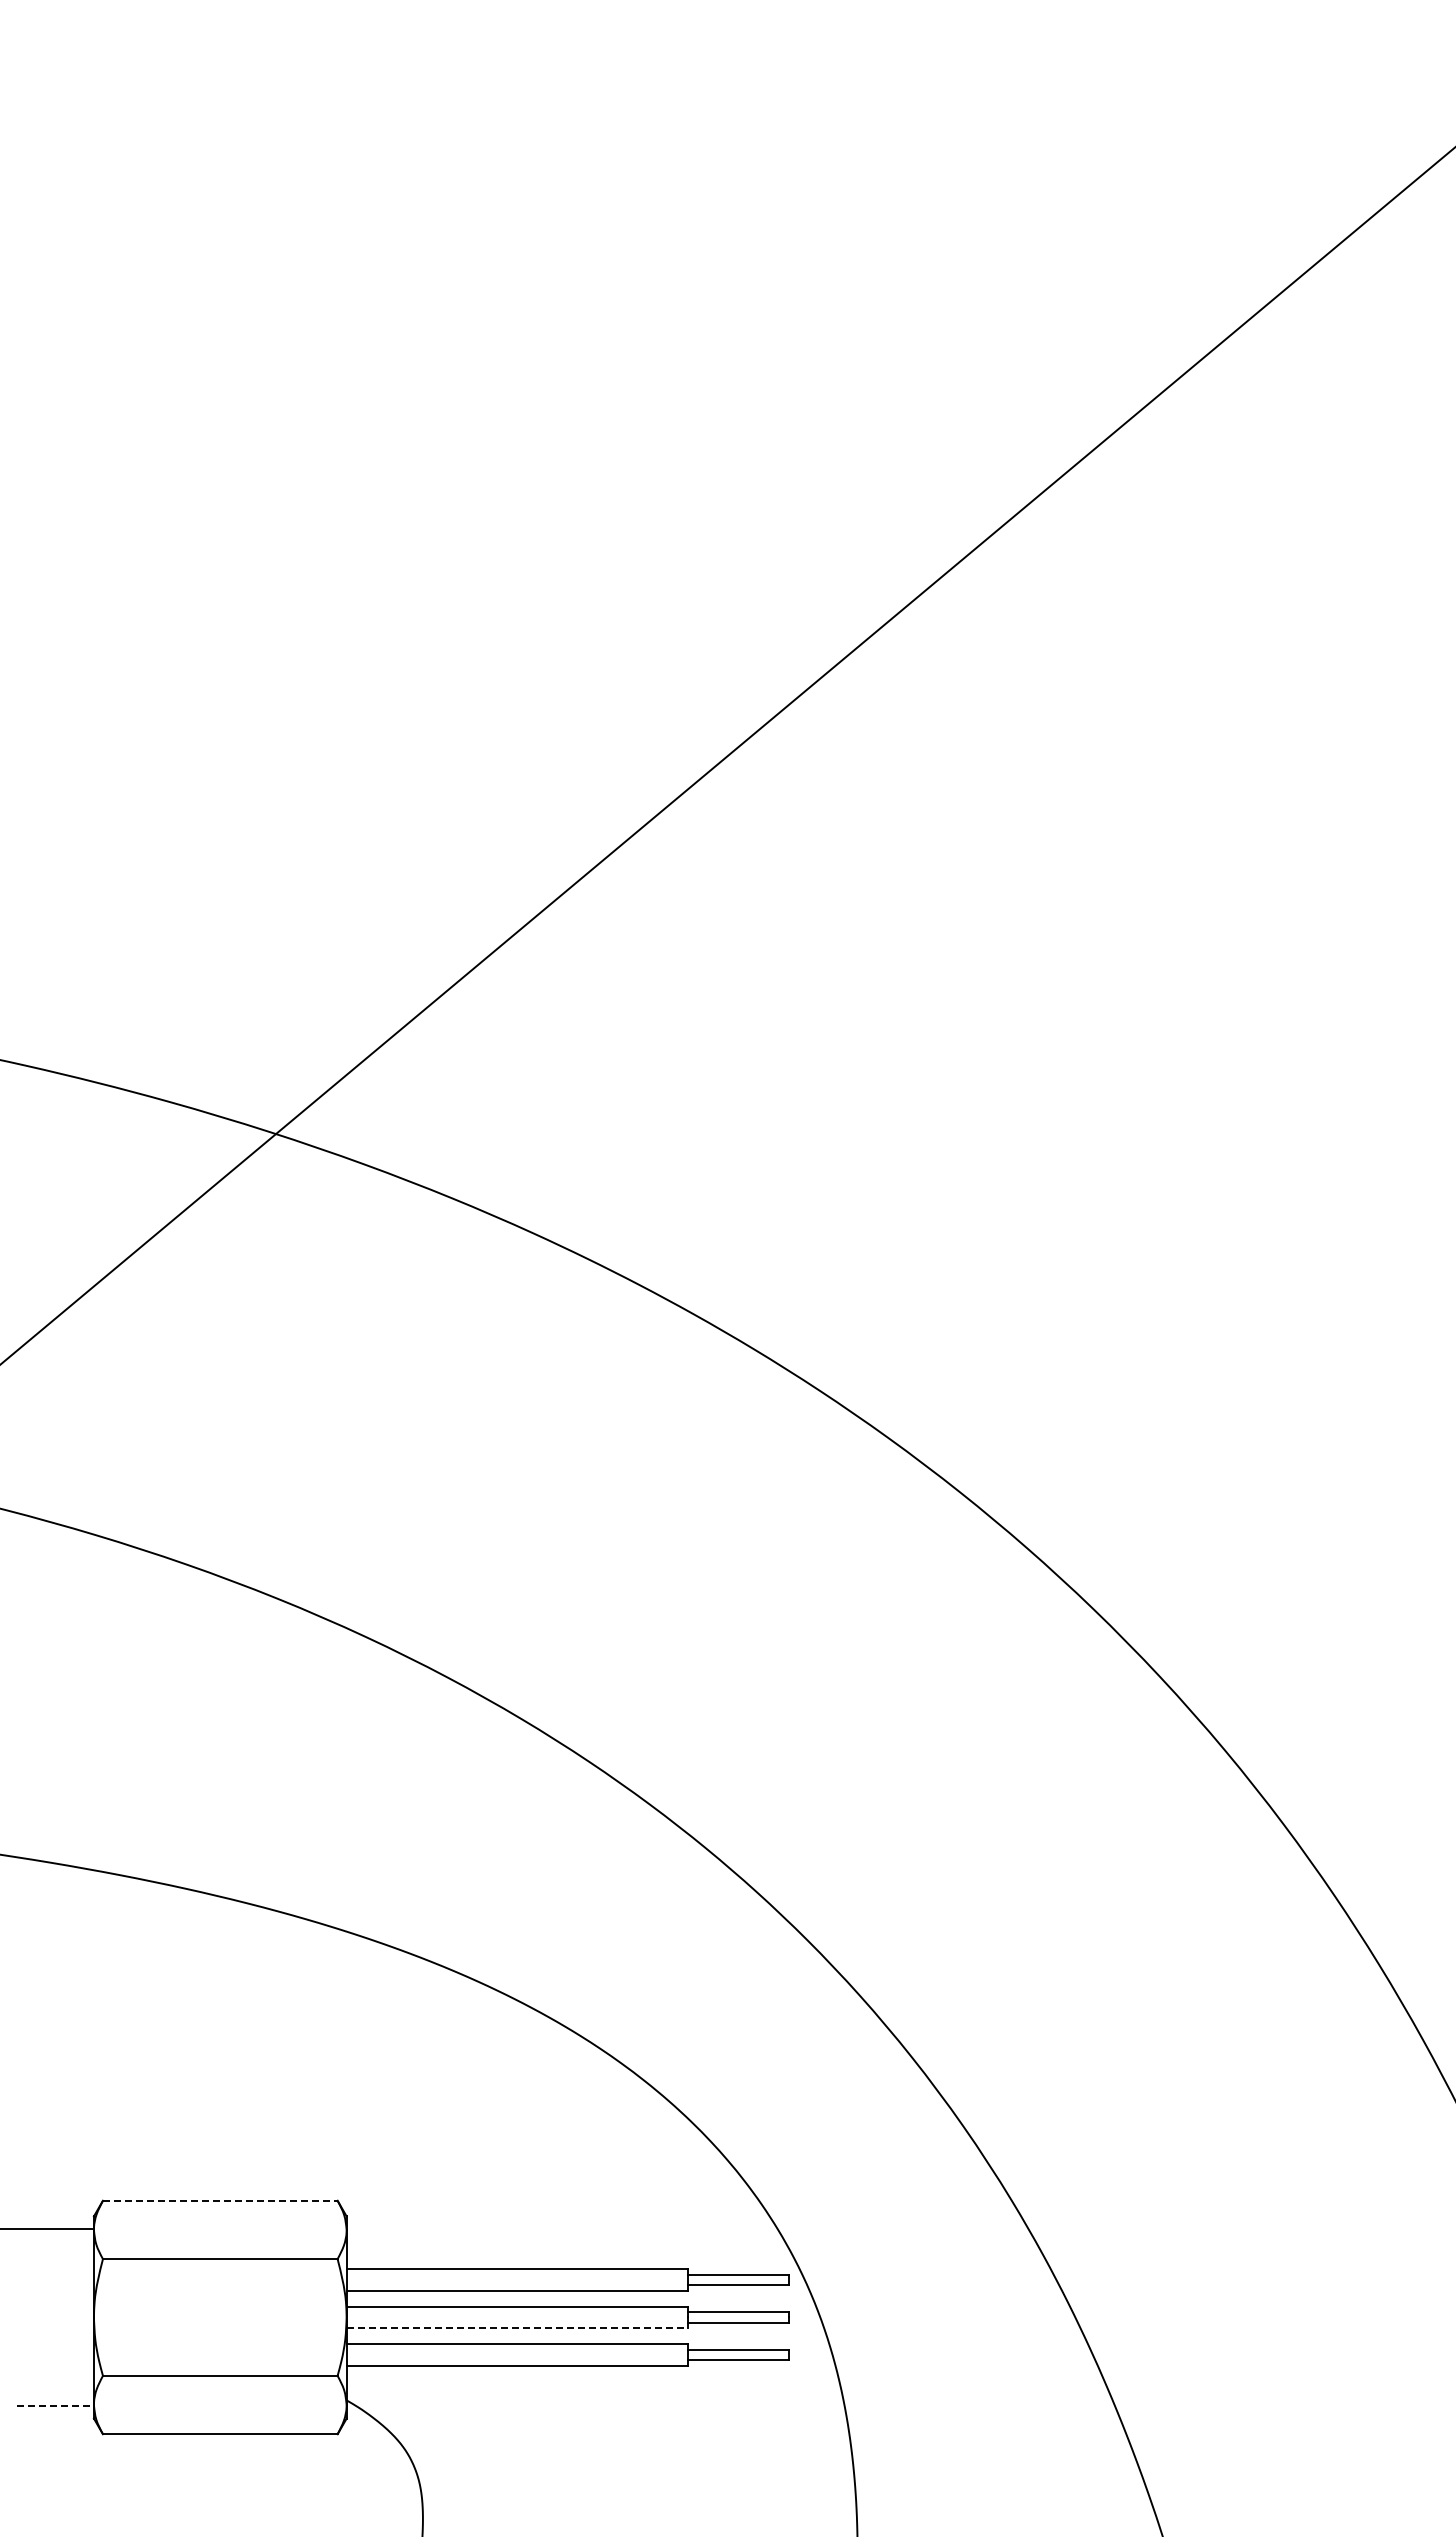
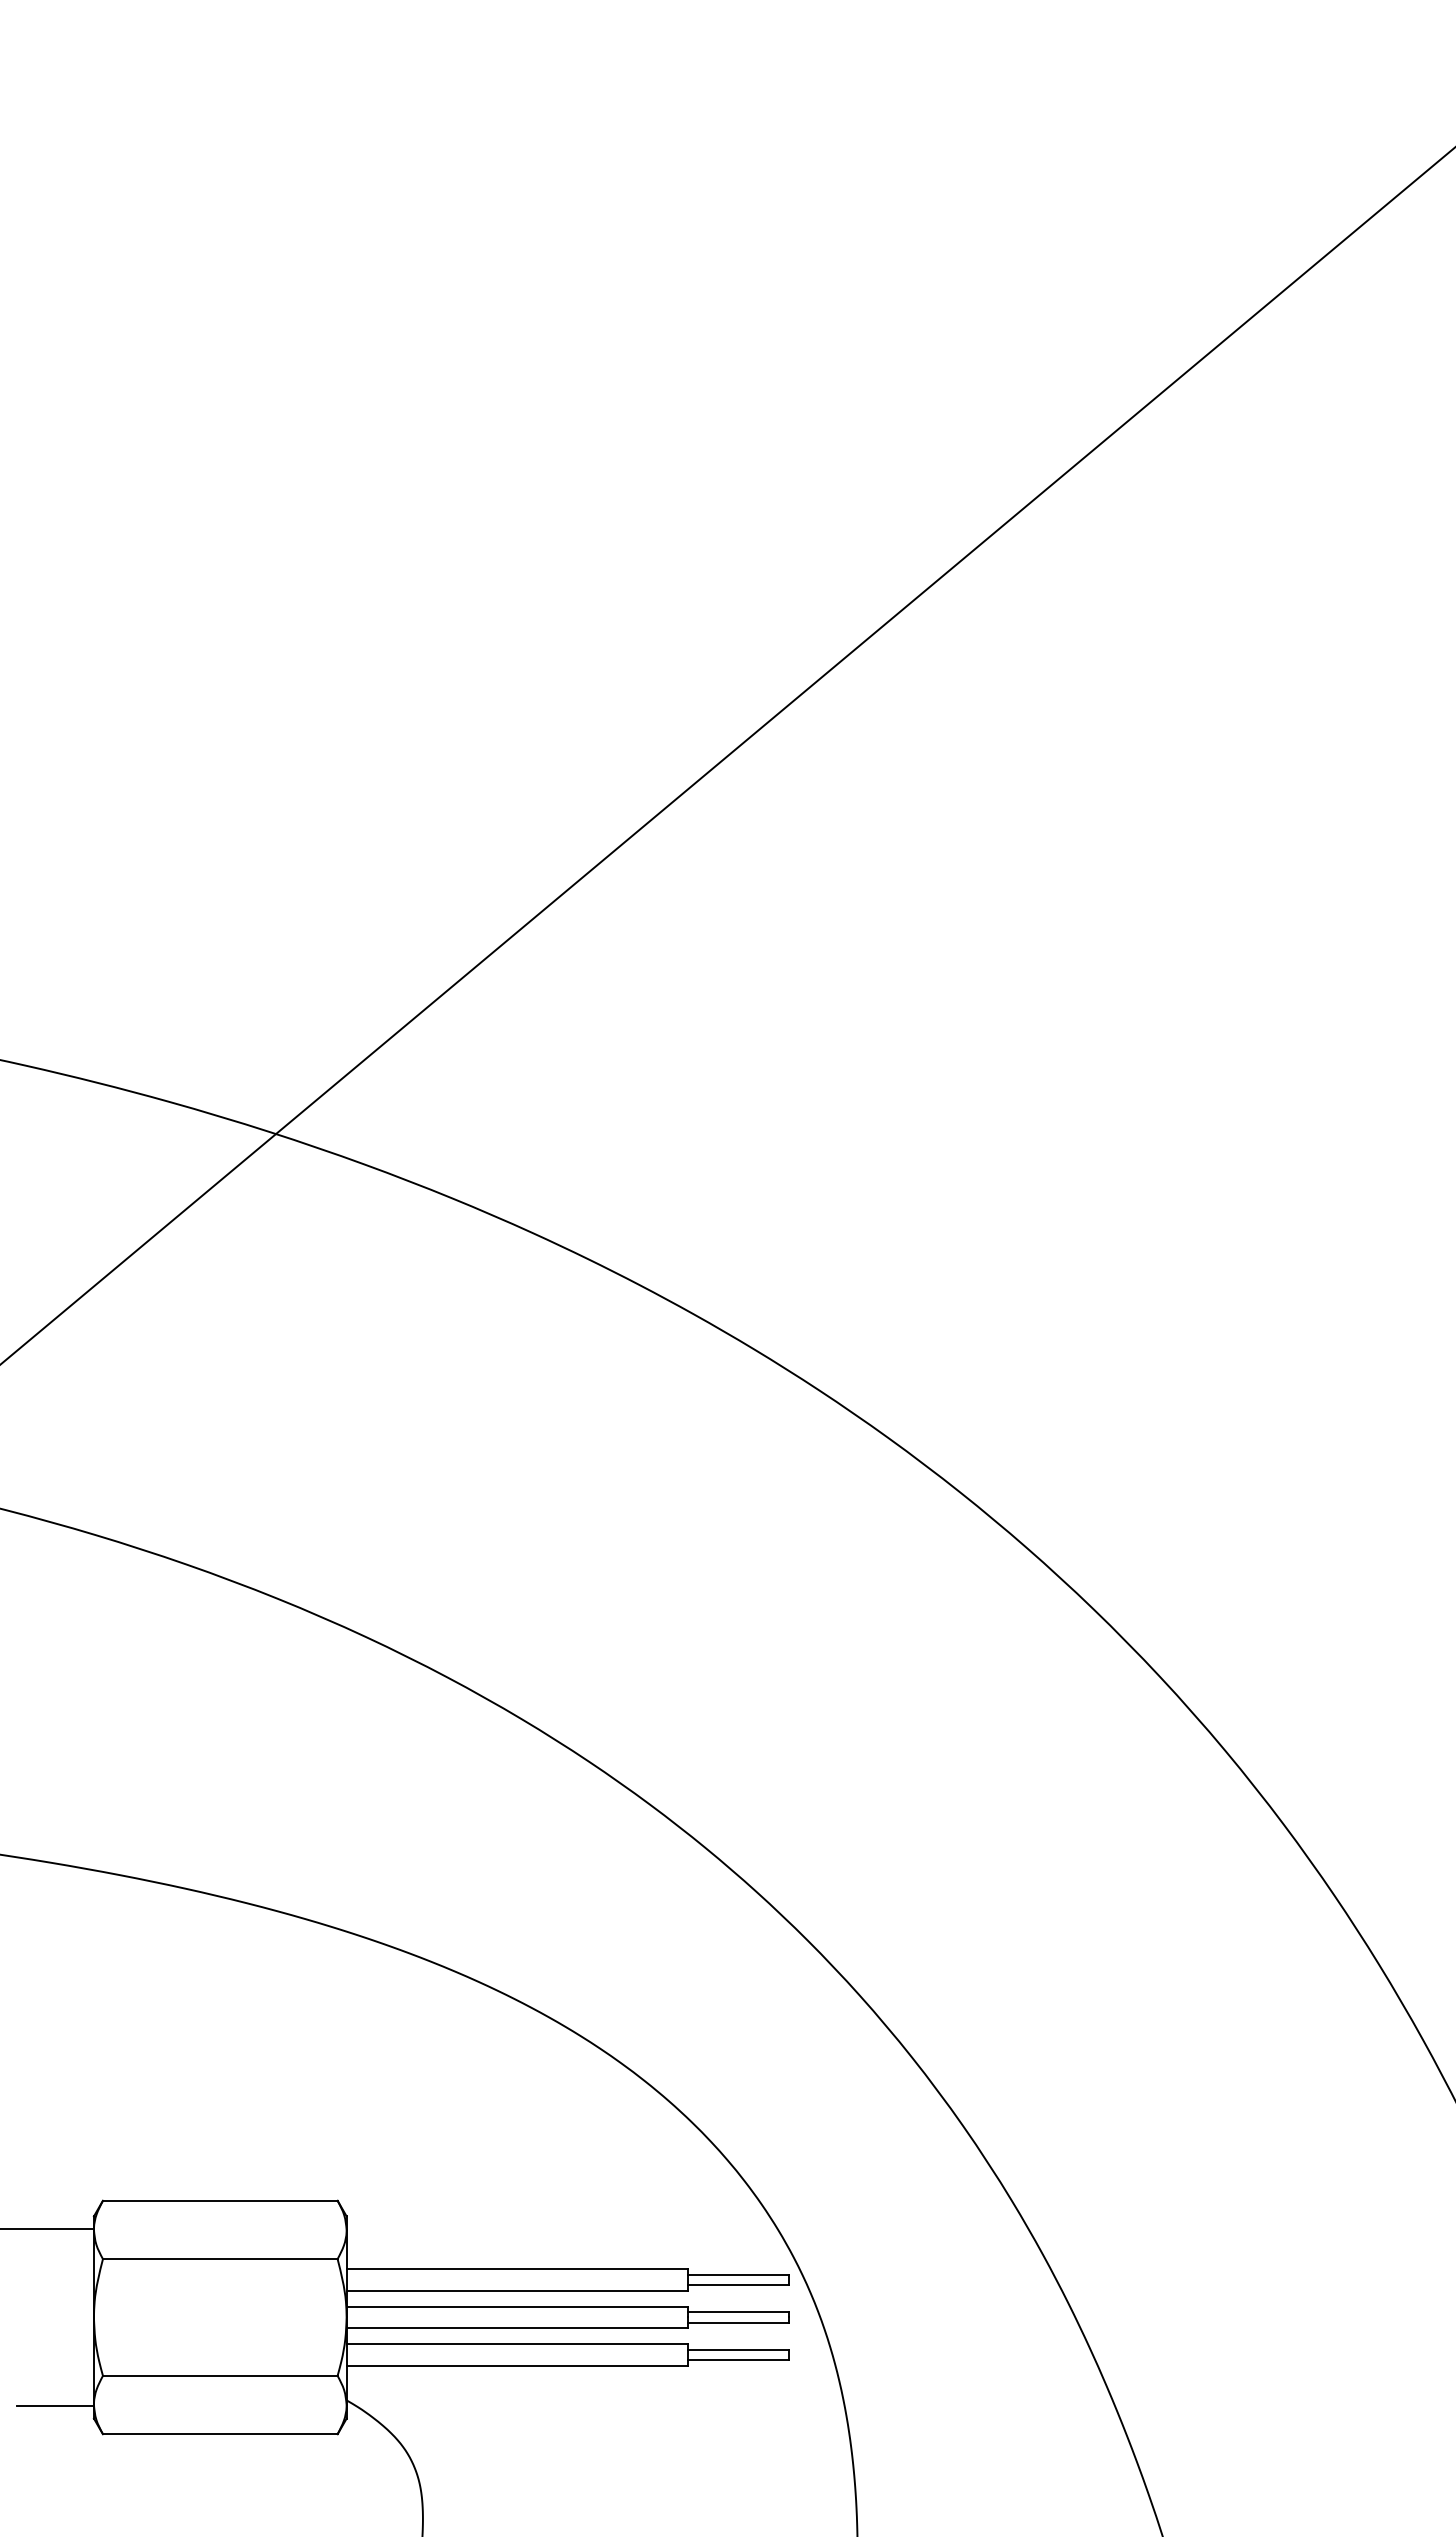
line: dashed -> solid (220, 2200)
line: dashed -> solid (517, 2328)
line: dashed -> solid (56, 2406)
